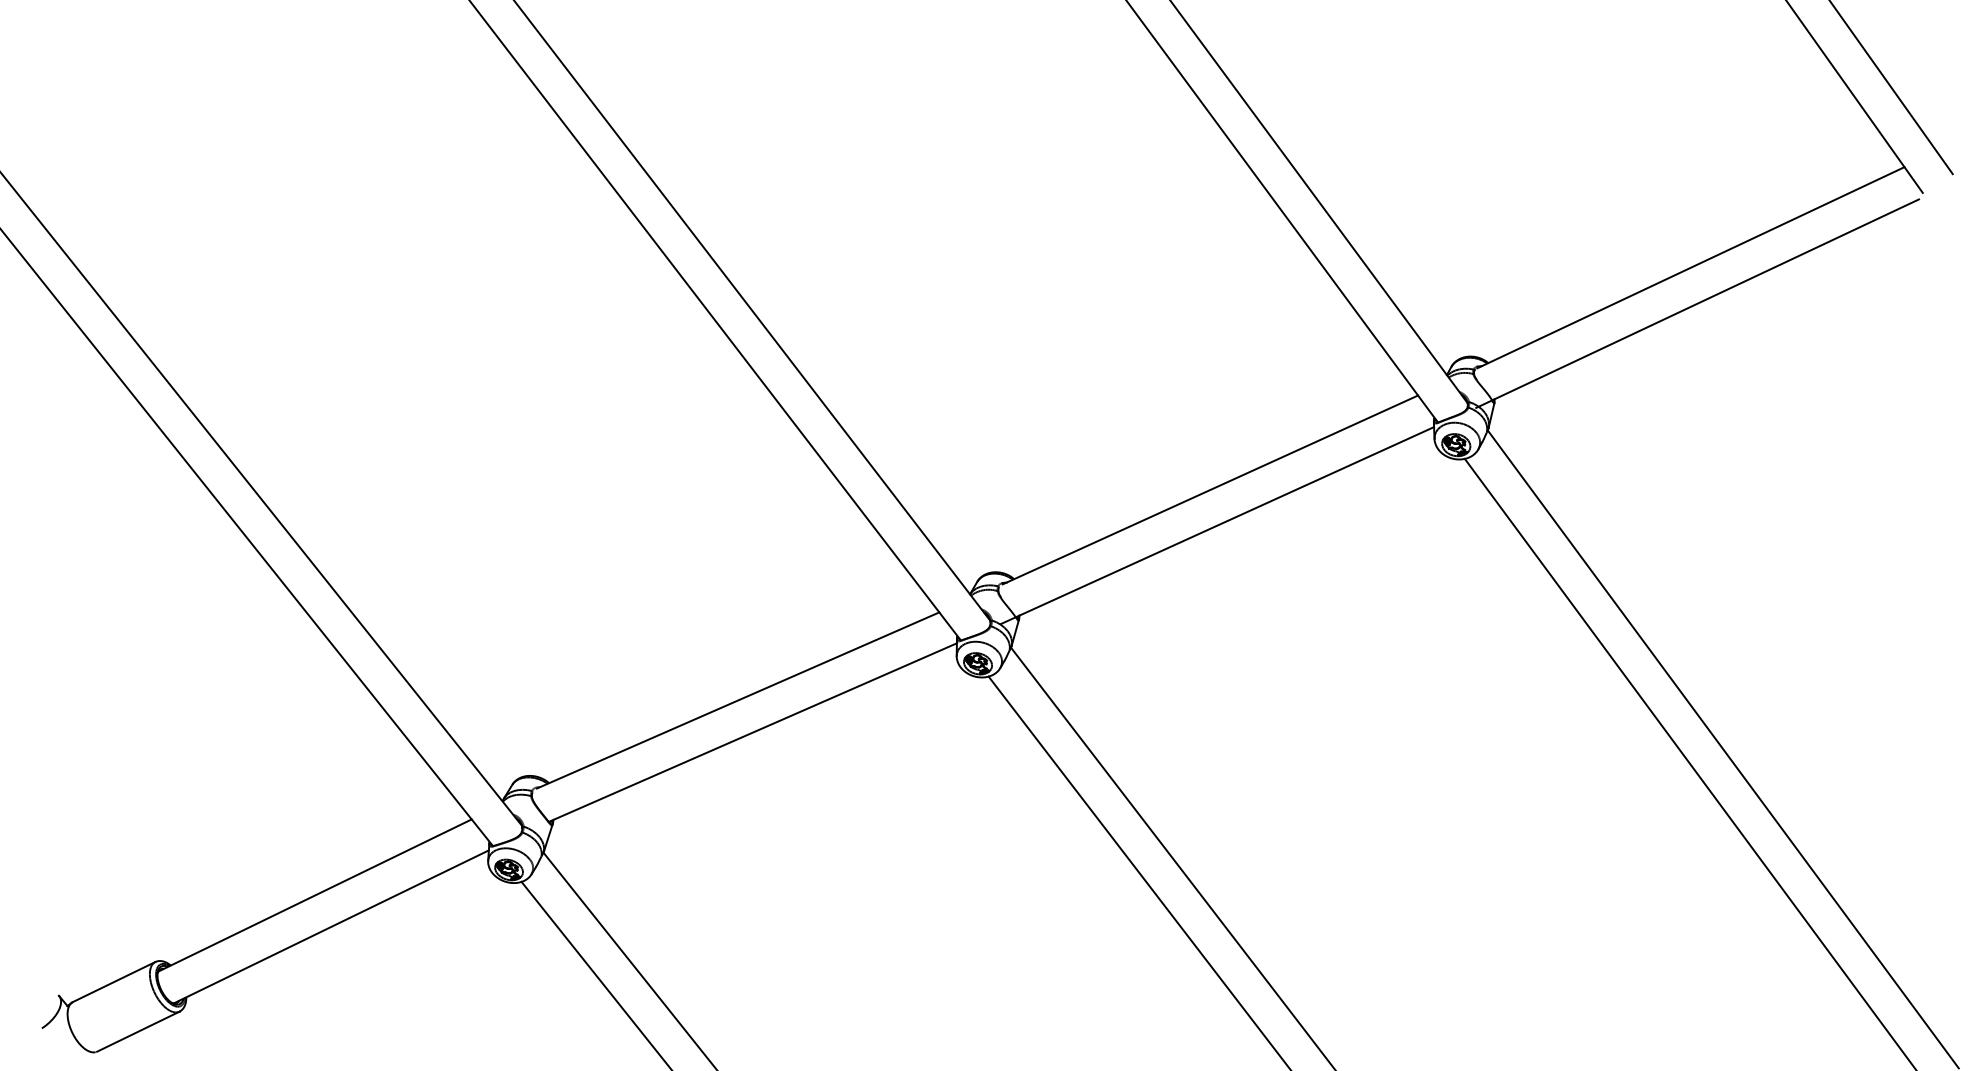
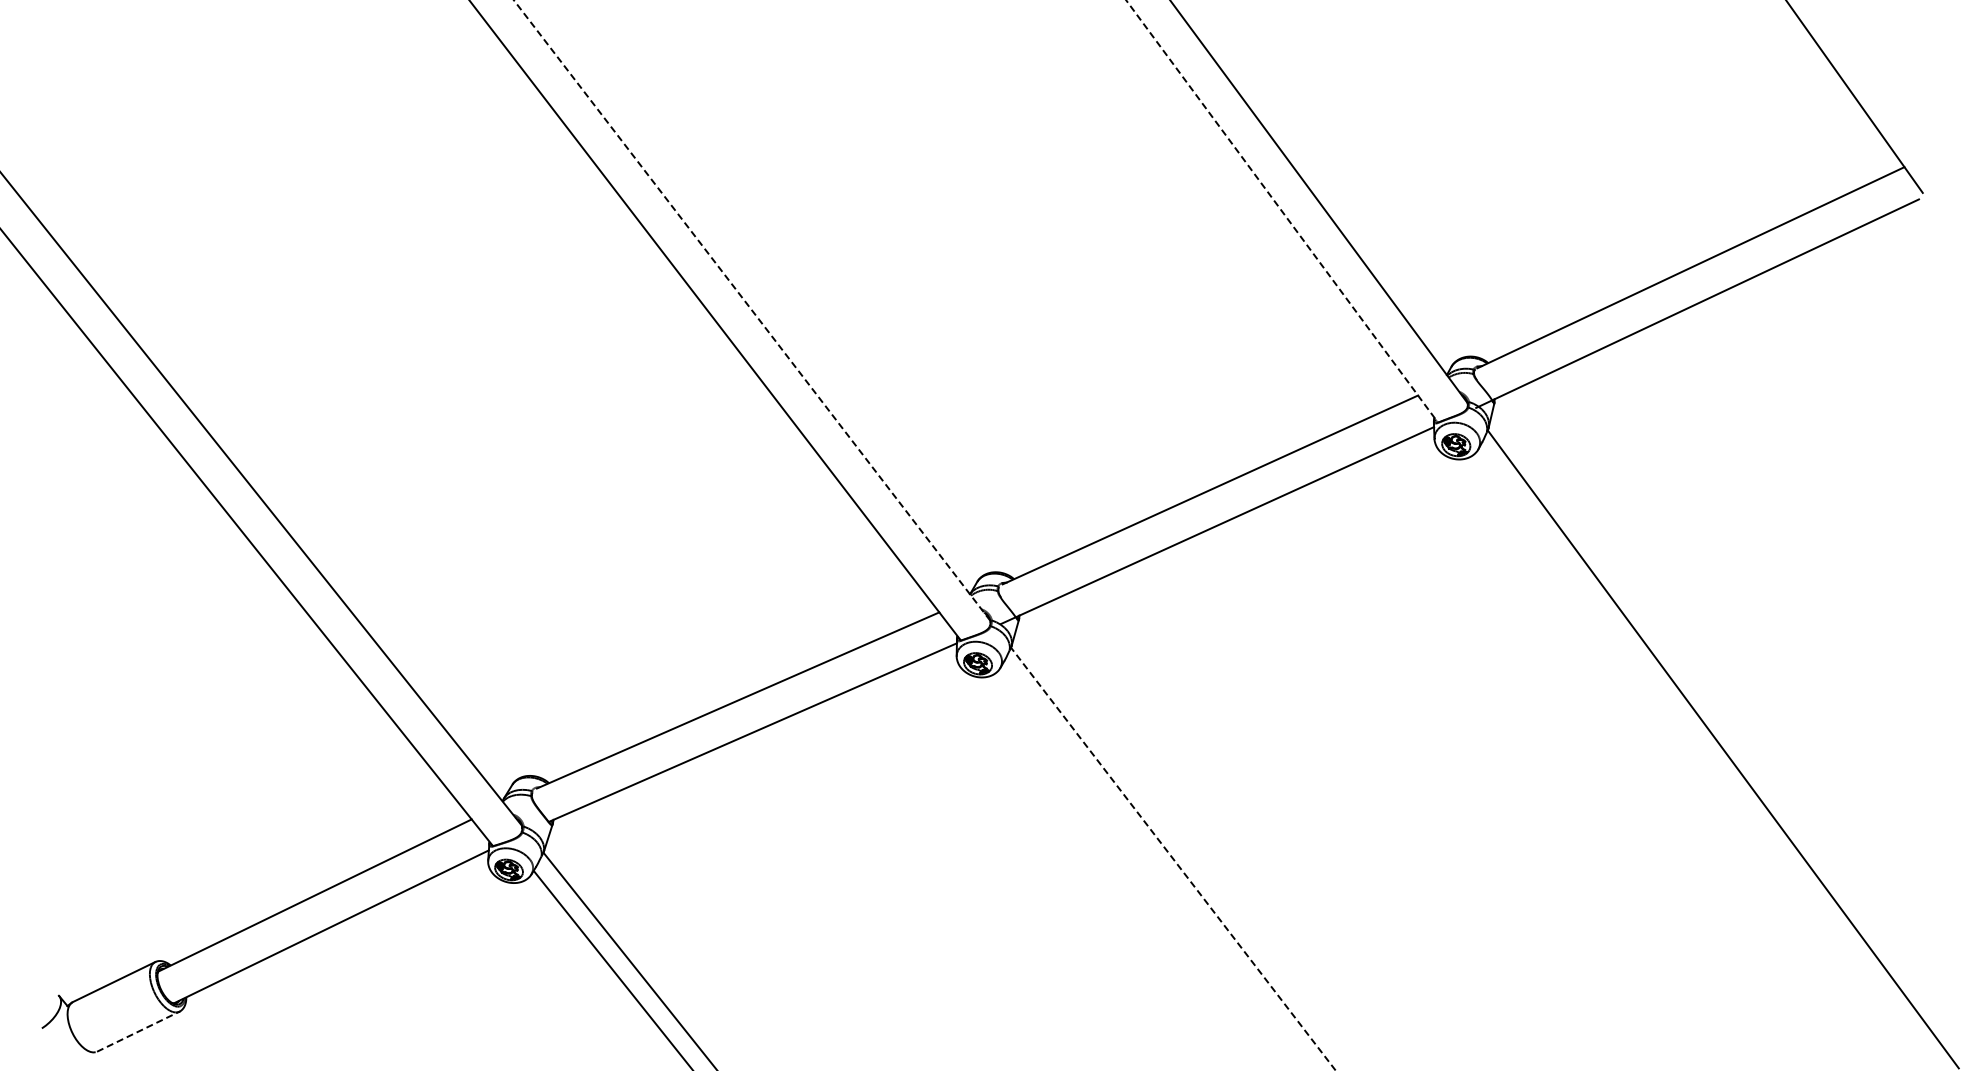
line: present -> none (1891, 88)
line: solid -> dashed (1282, 211)
line: solid -> dashed (751, 310)
line: present -> none (1689, 762)
line: solid -> dashed (1173, 859)
line: present -> none (1138, 871)
line position: (595, 974) -> (612, 969) (612, 969)
line: solid -> dashed (138, 1031)
